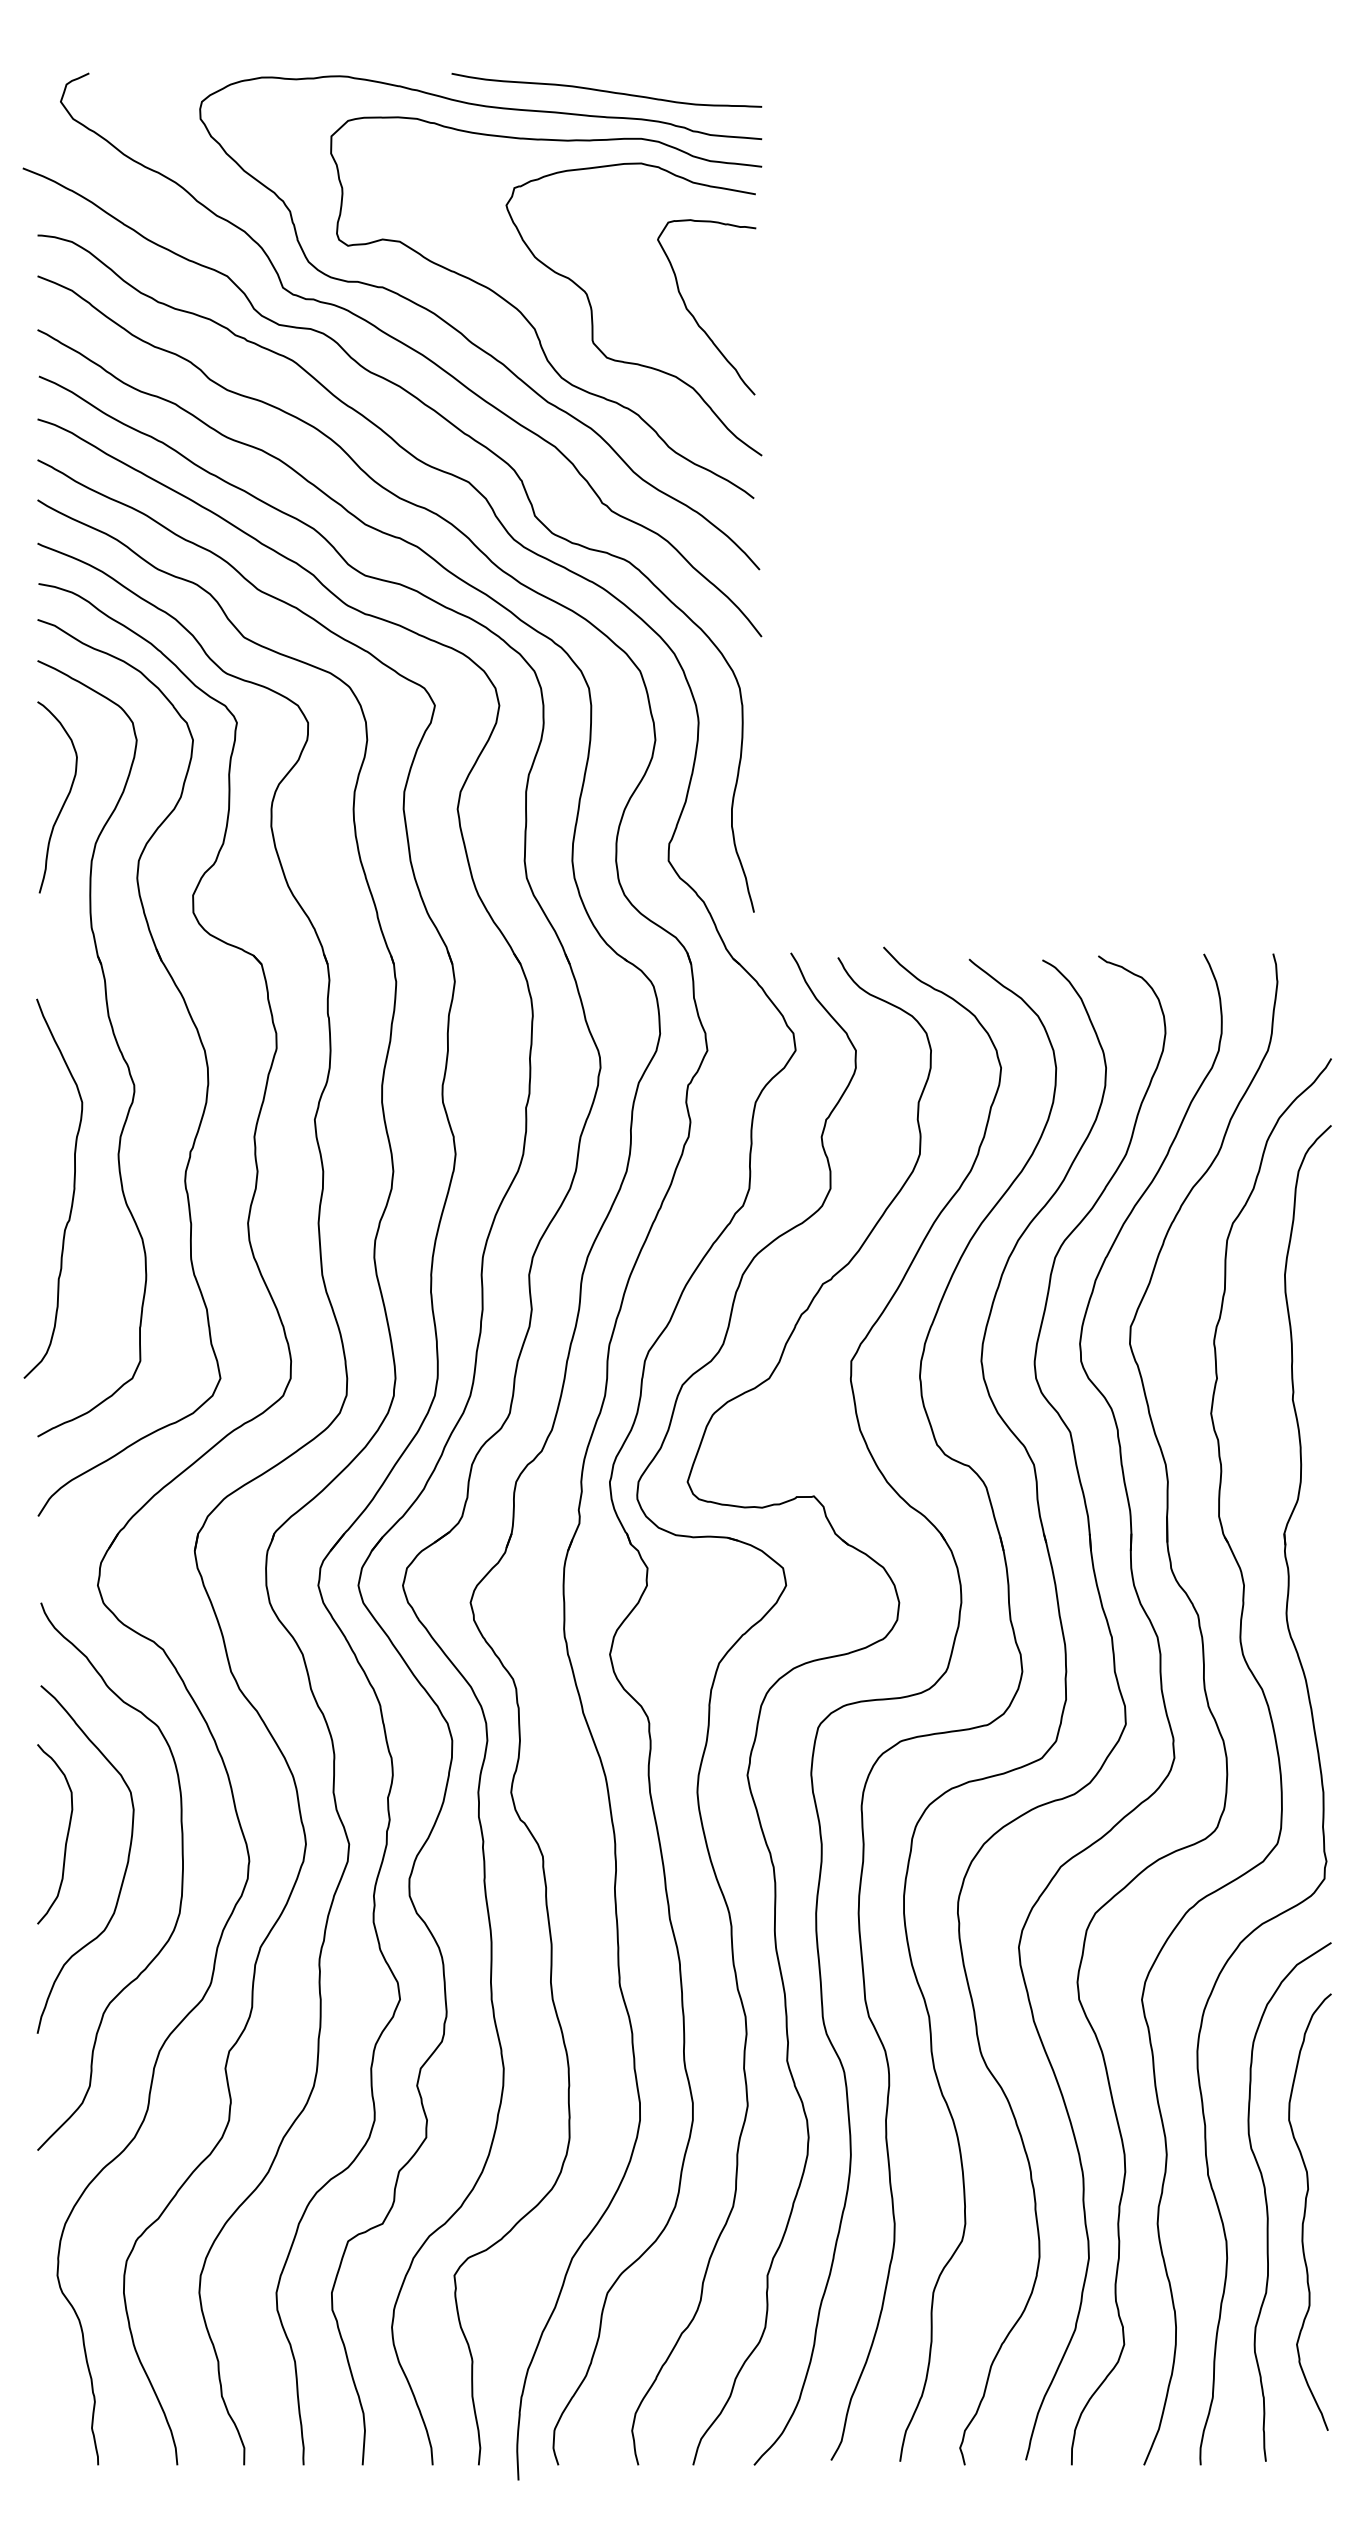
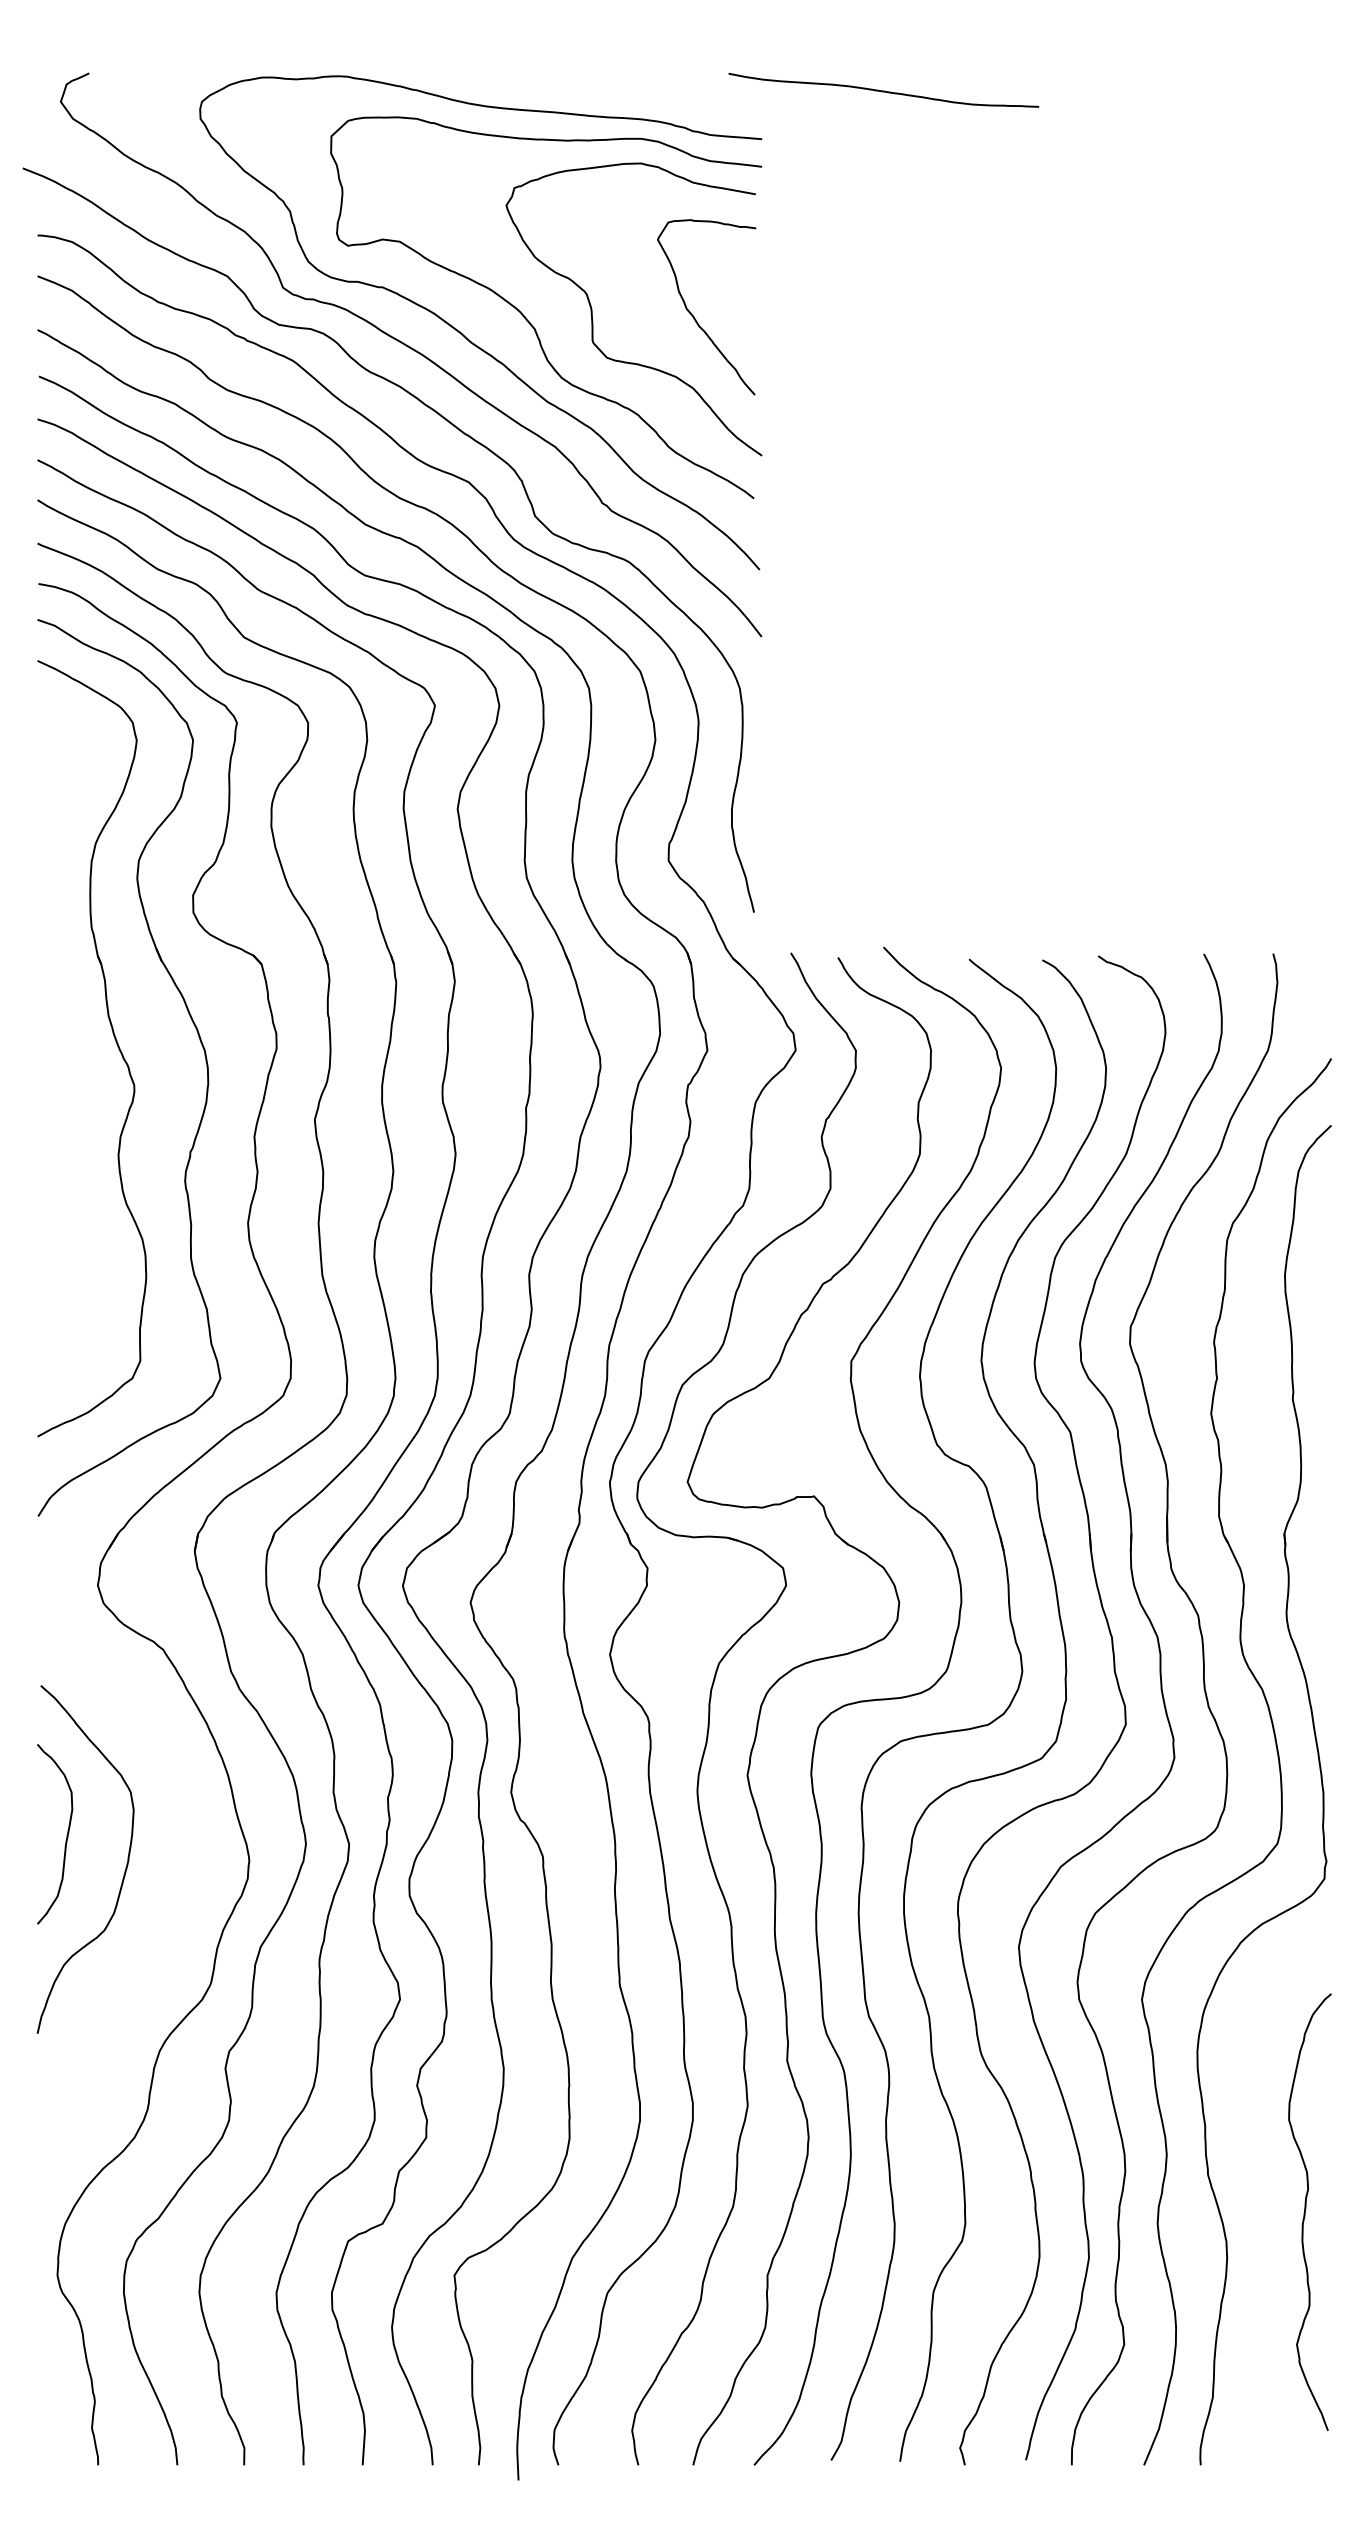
curve position: (606, 90) -> (883, 90) (883, 90)
curve: present -> none (64, 800)
curve: present -> none (72, 1193)
curve: present -> none (181, 1876)
curve: present -> none (1267, 2201)
